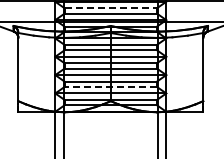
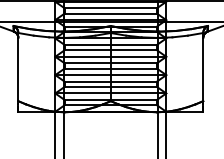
line: dashed -> solid (111, 8)
line: dashed -> solid (110, 86)
